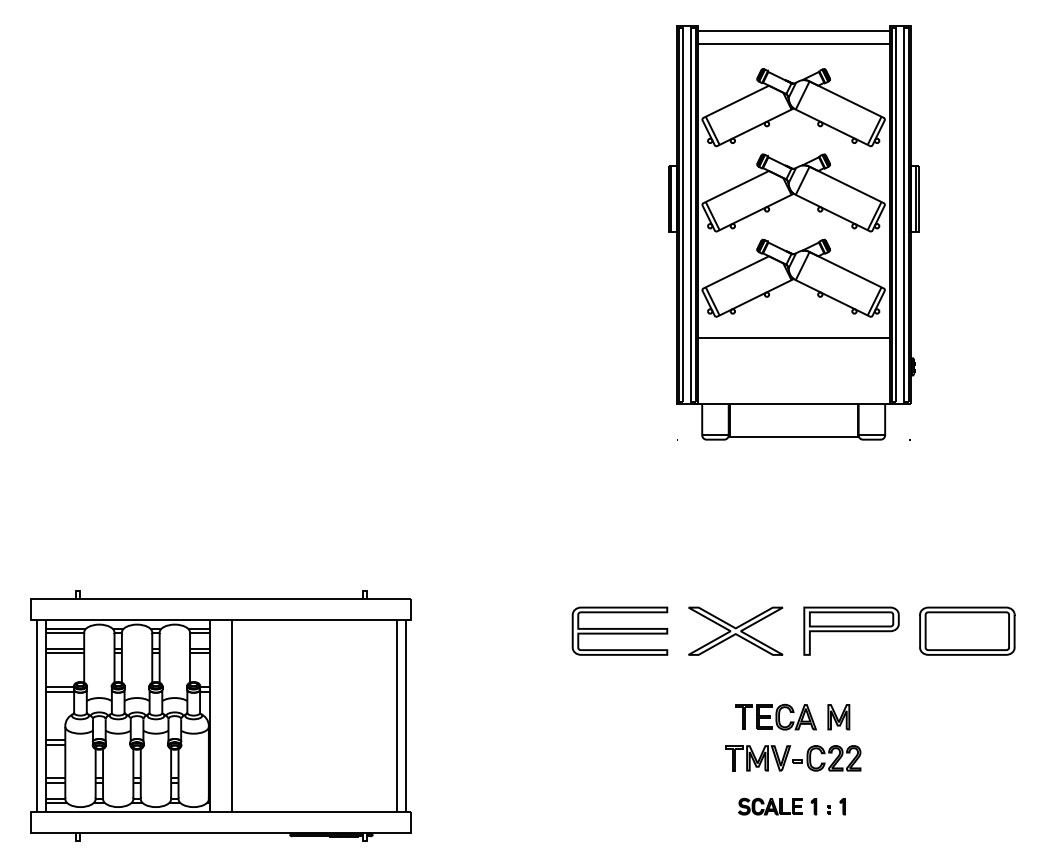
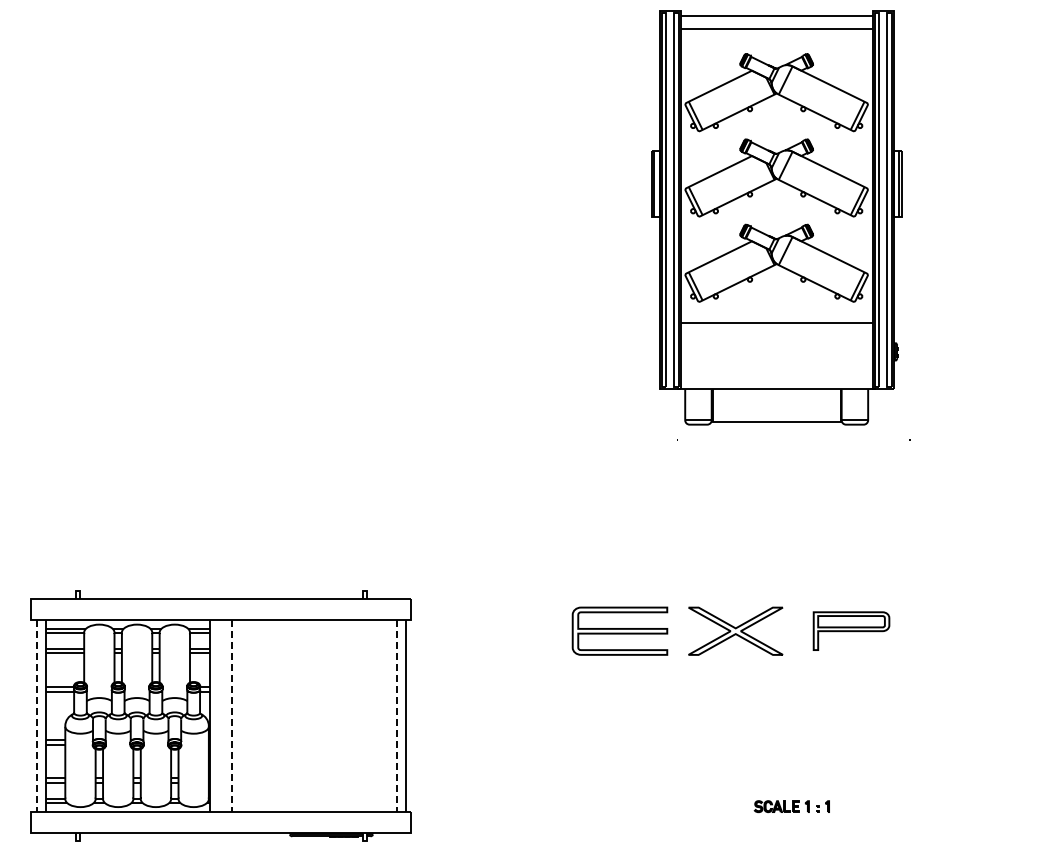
part position: (793, 232) -> (776, 217) (776, 217)
part size: 97x50 px -> 79x40 px (851, 630)
part: present -> none (967, 630)
line: solid -> dashed (36, 715)
line: solid -> dashed (232, 715)
line: solid -> dashed (397, 715)
part: present -> none (794, 730)
part size: 108x19 px -> 77x14 px (791, 806)
